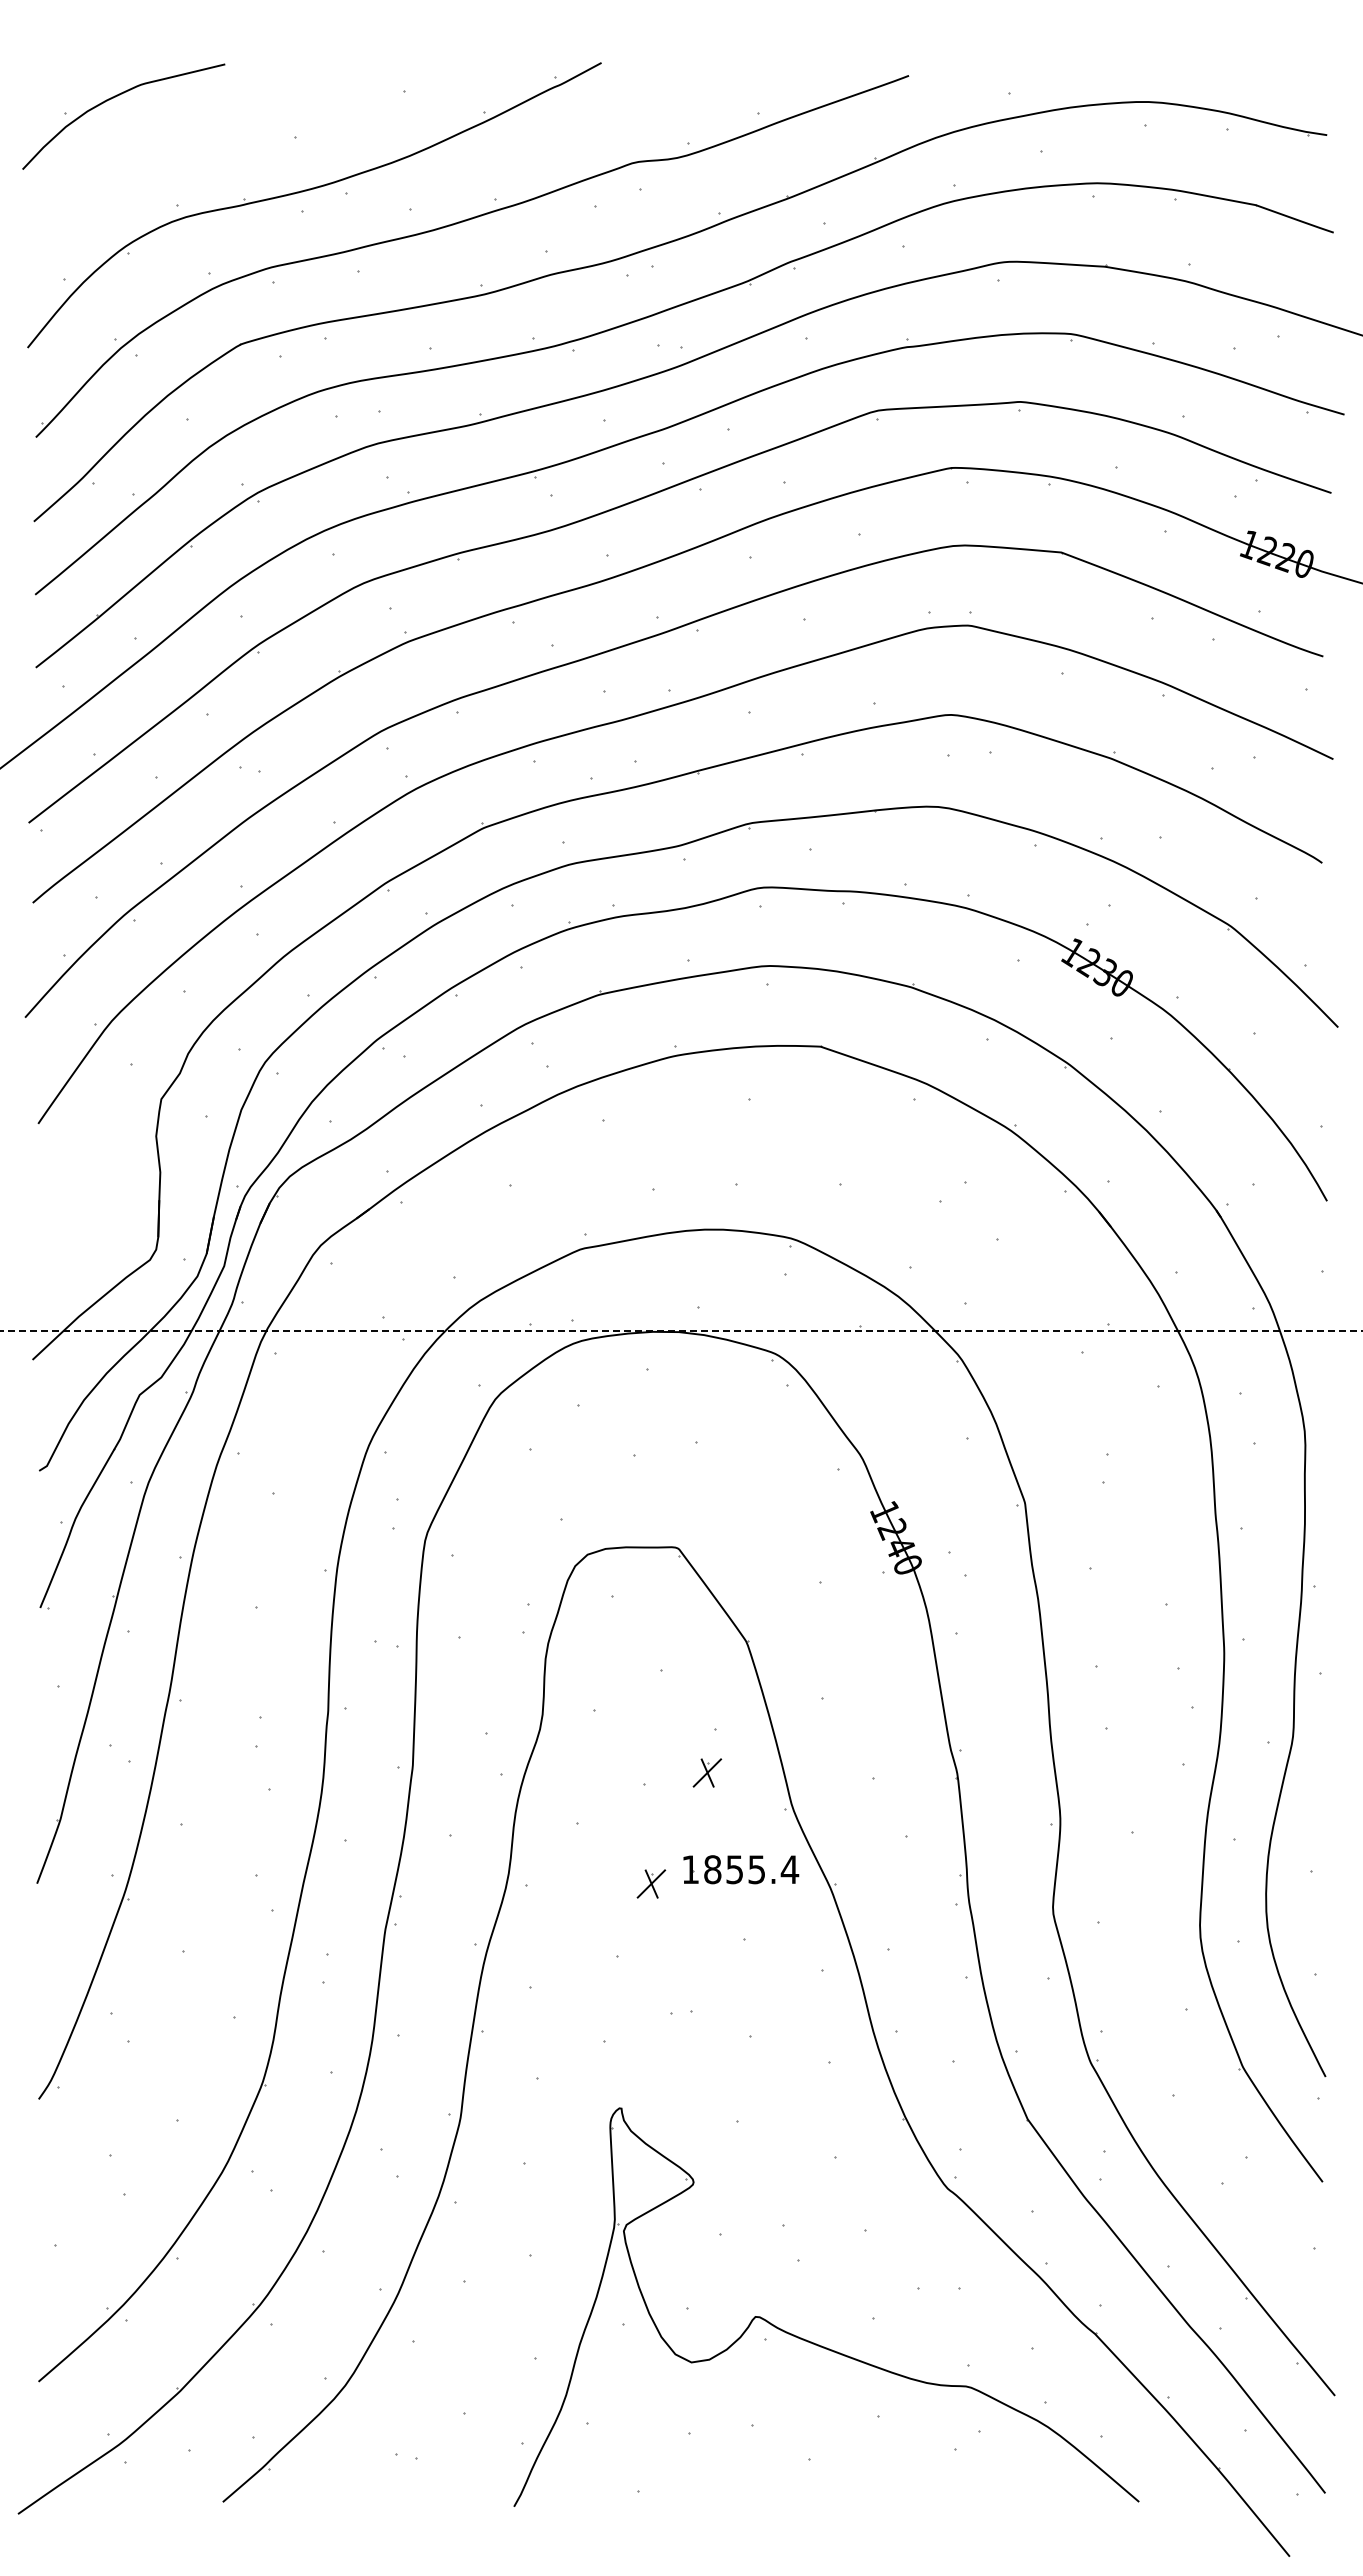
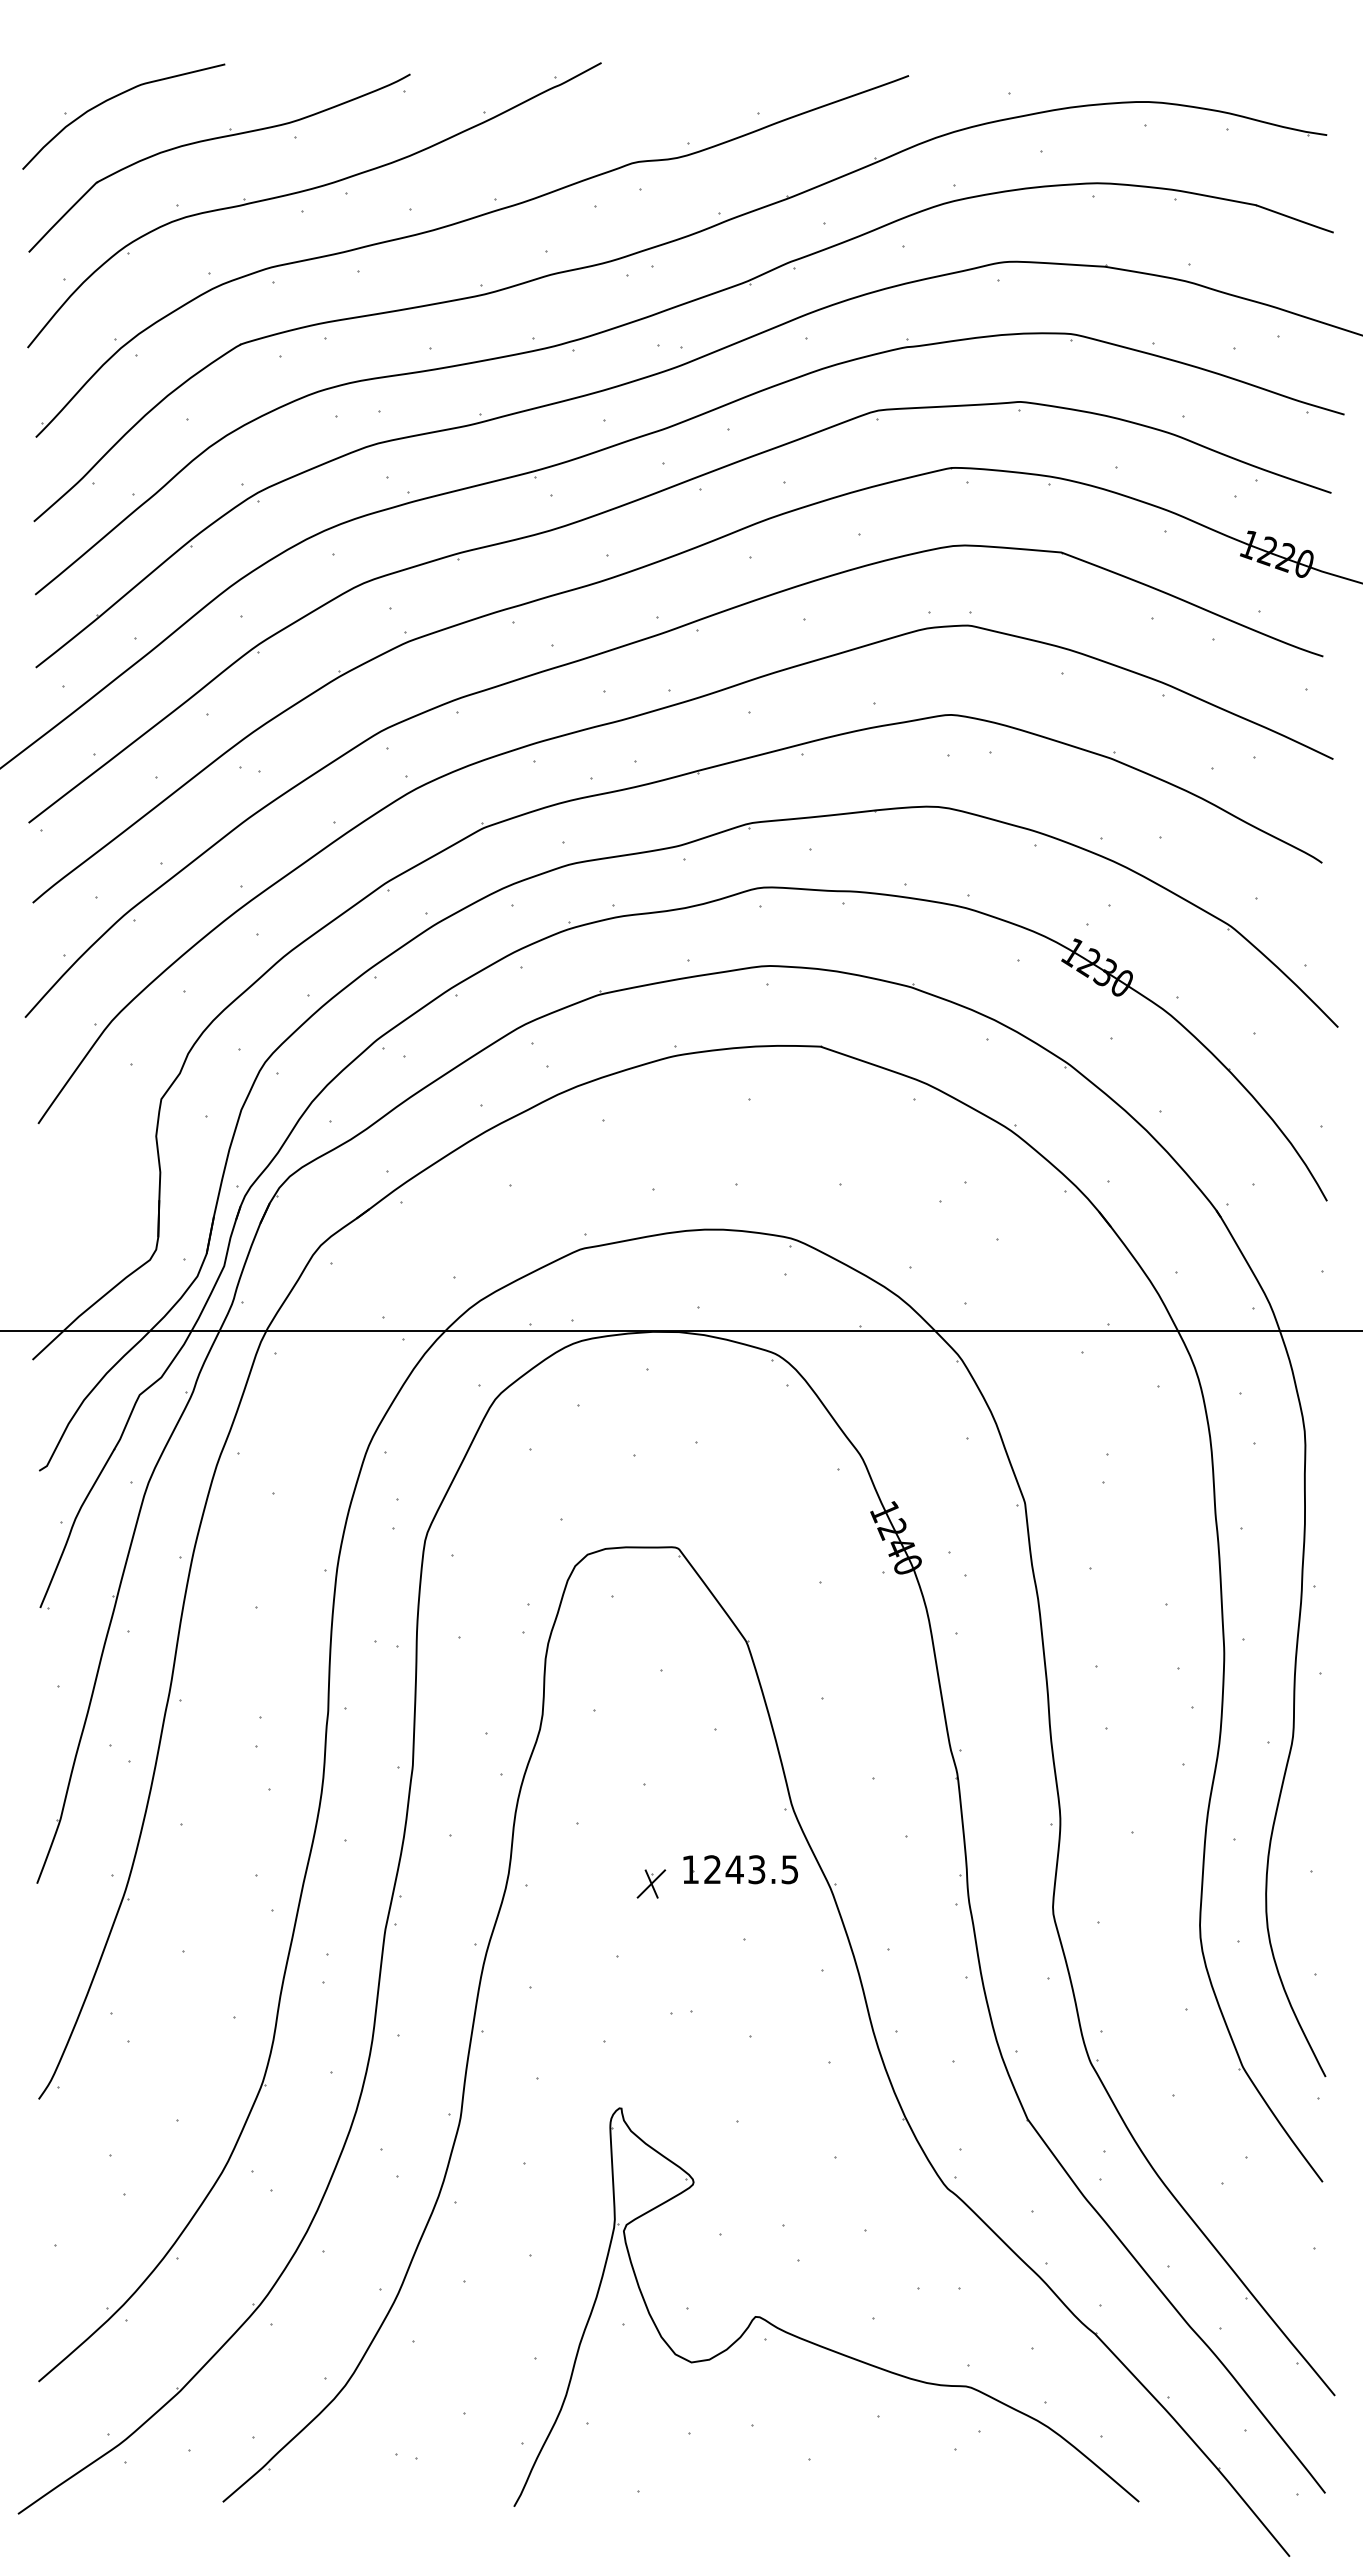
part: none -> present (216, 139)
line: dashed -> solid (681, 1331)
part: present -> none (707, 1772)
text: 1855.4 -> 1243.5 (751, 1869)
